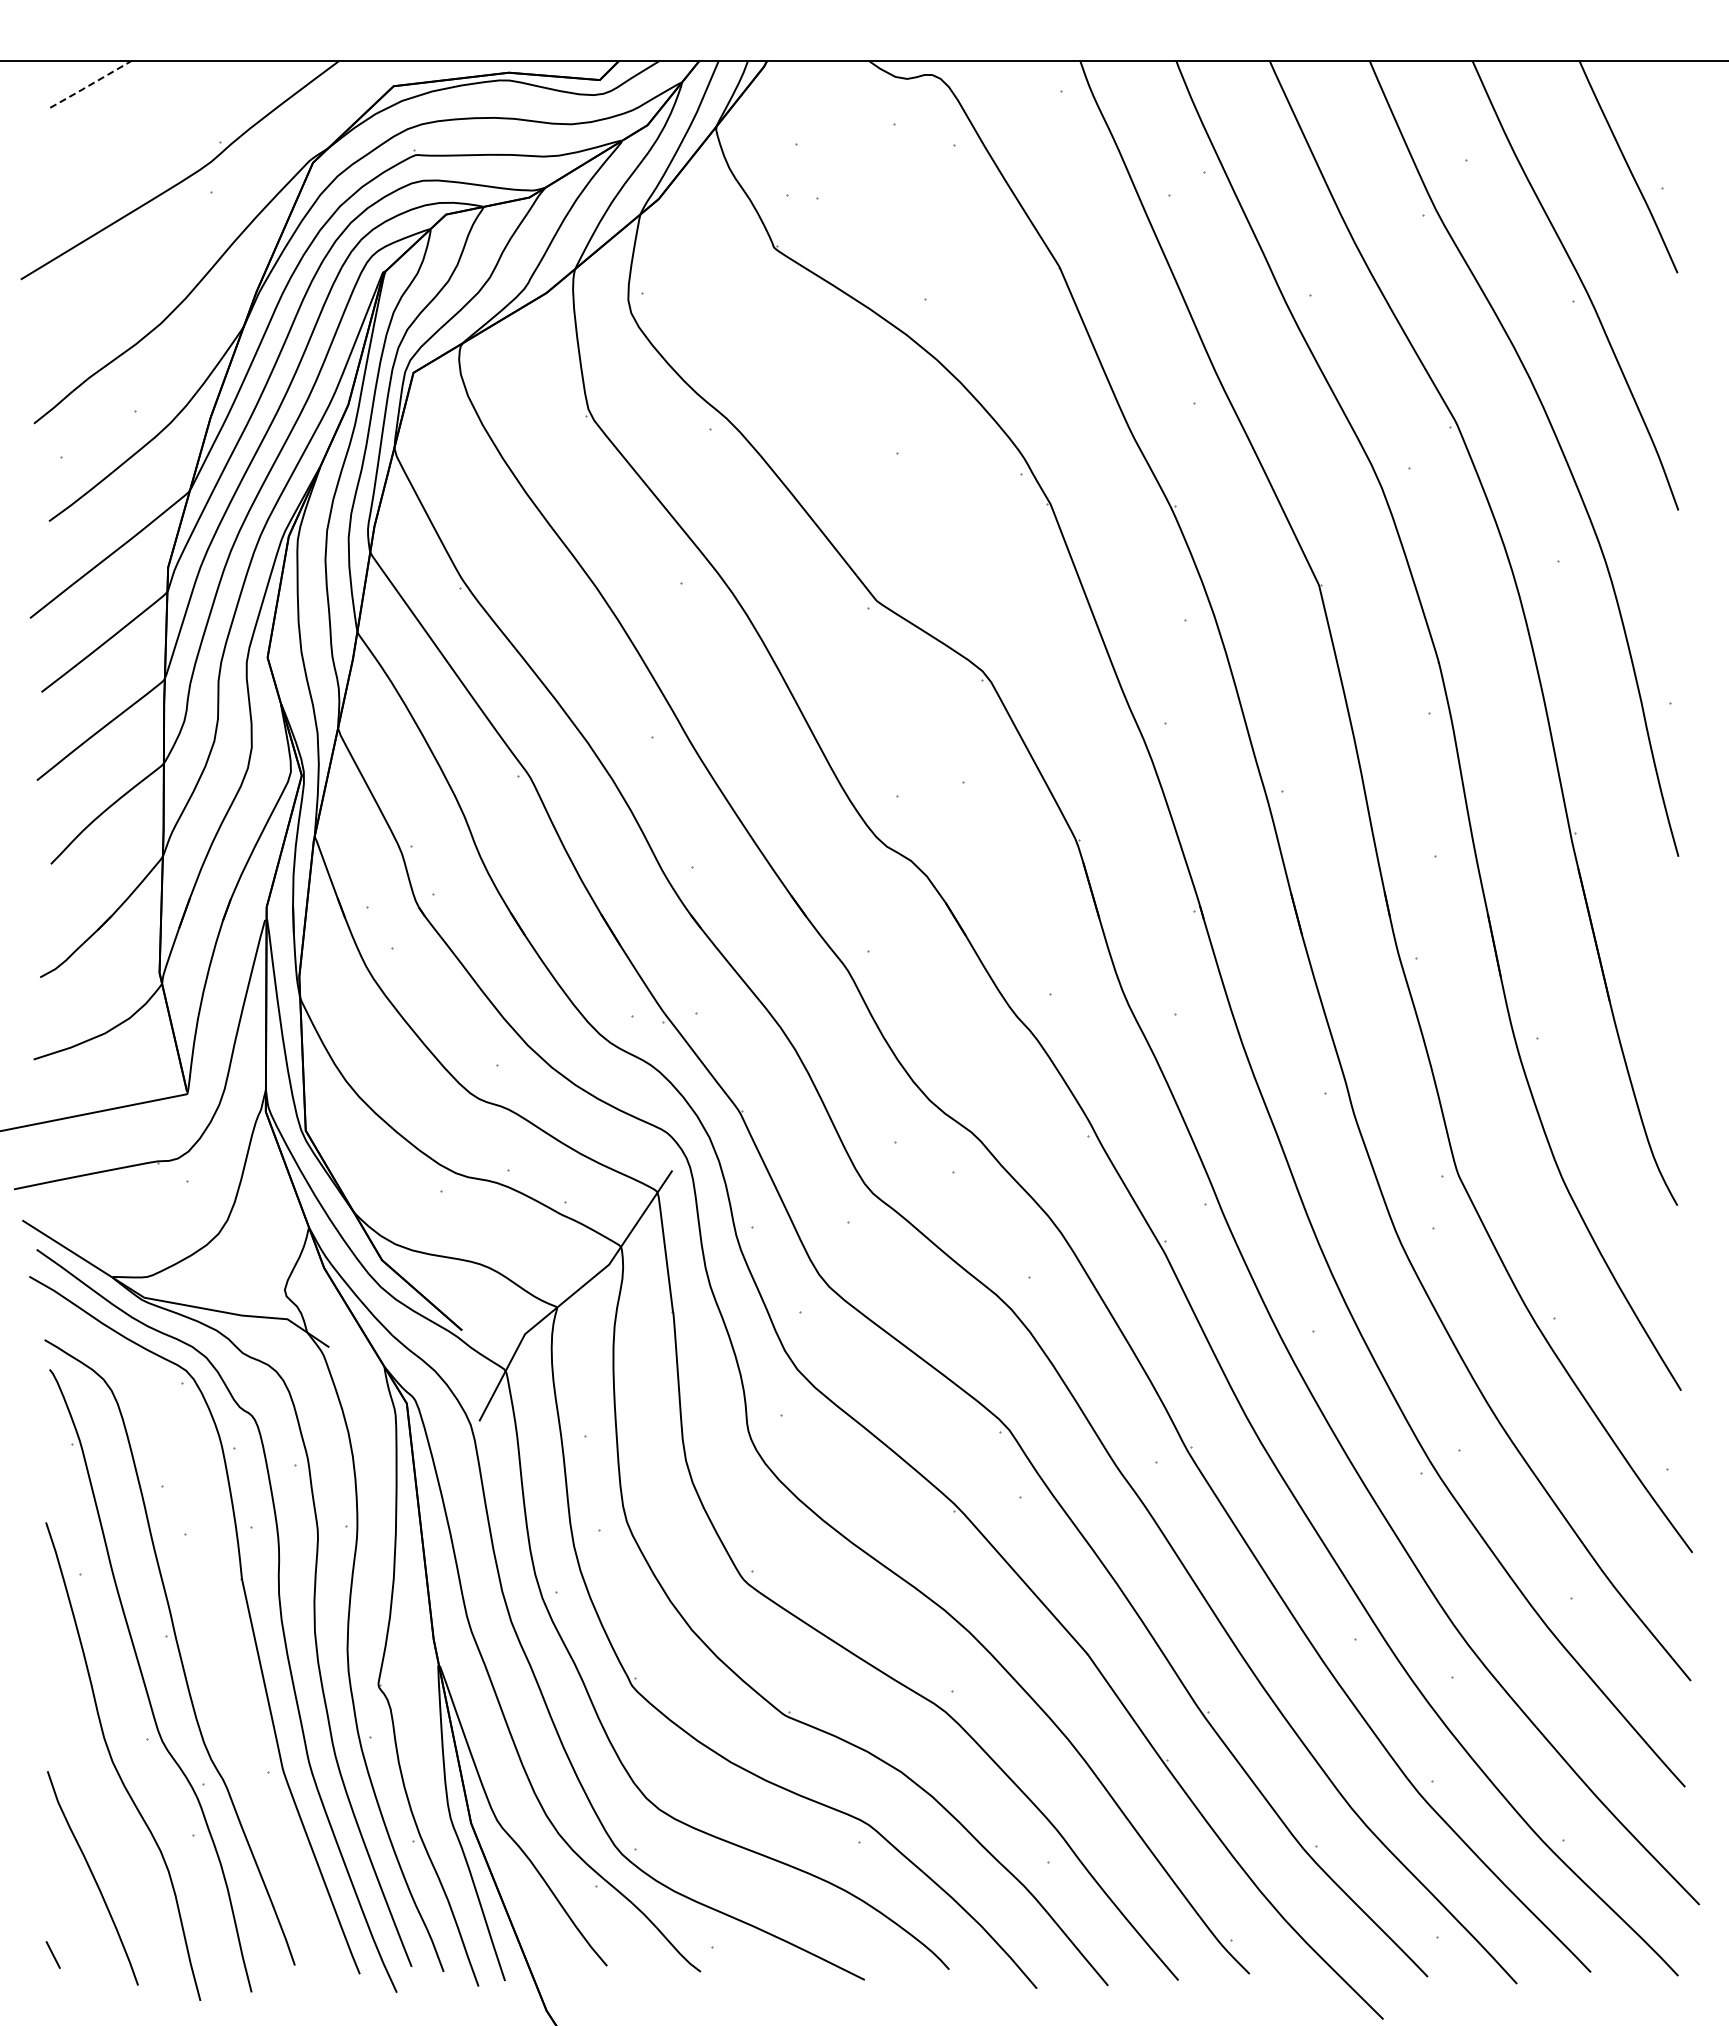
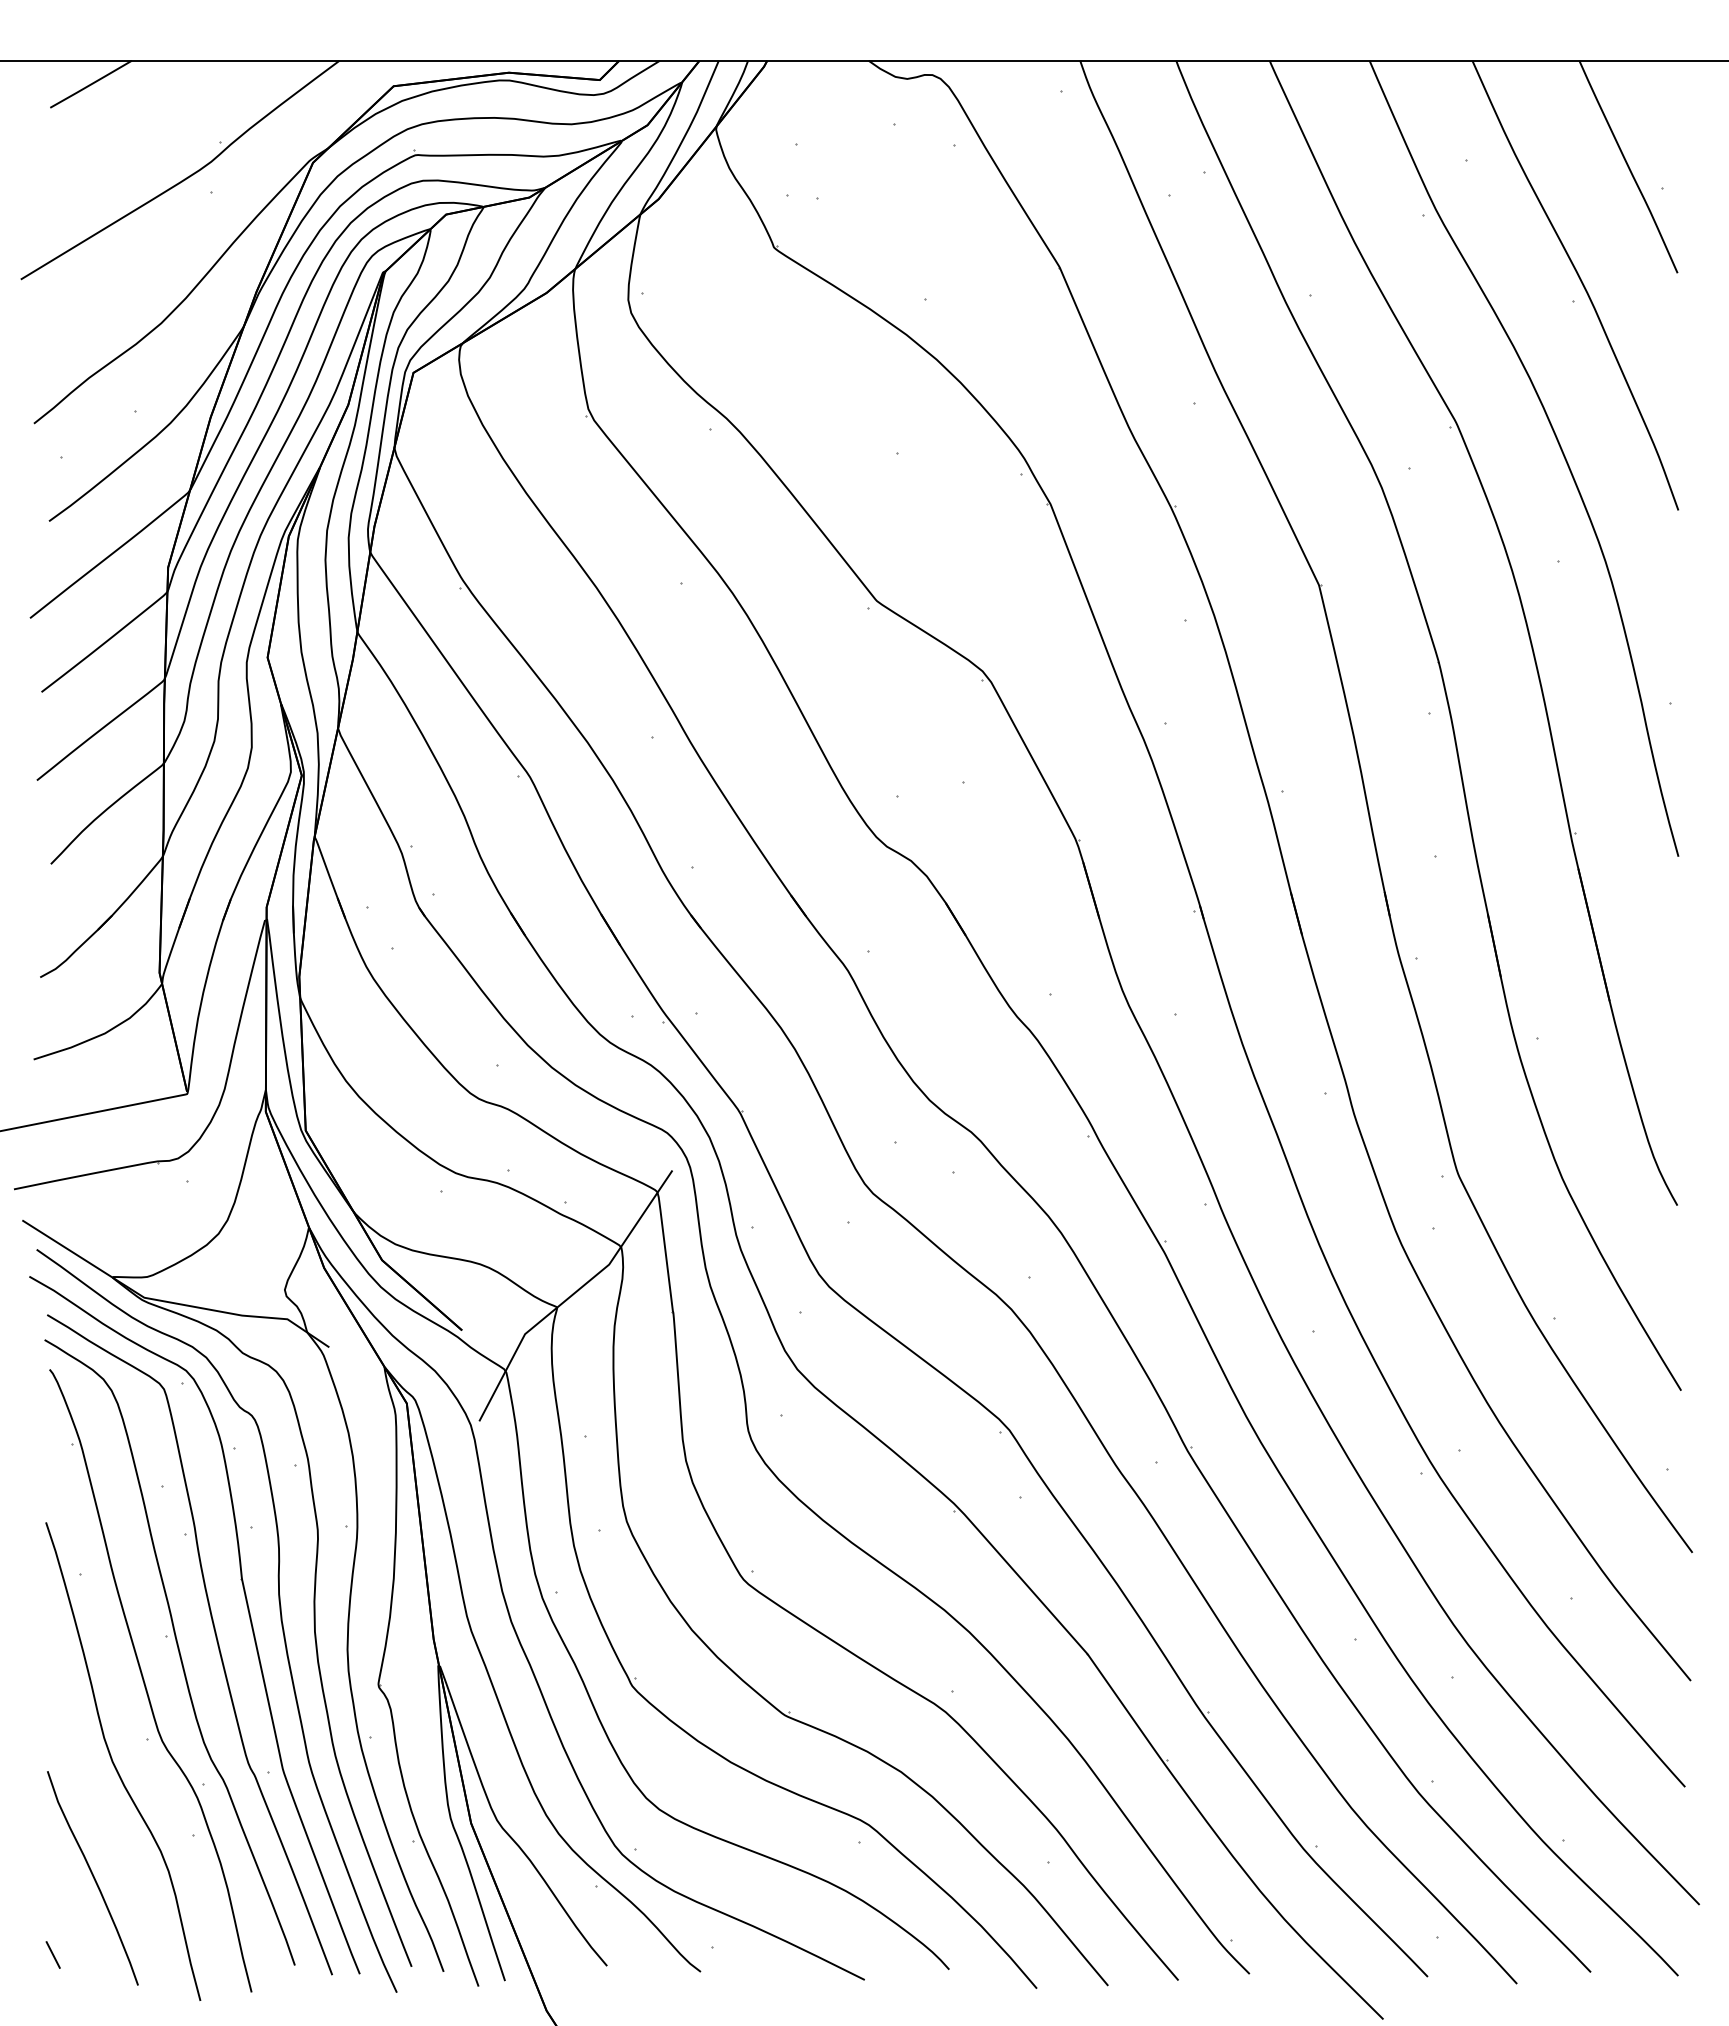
line: dashed -> solid (91, 84)
curve: none -> present (215, 1637)
